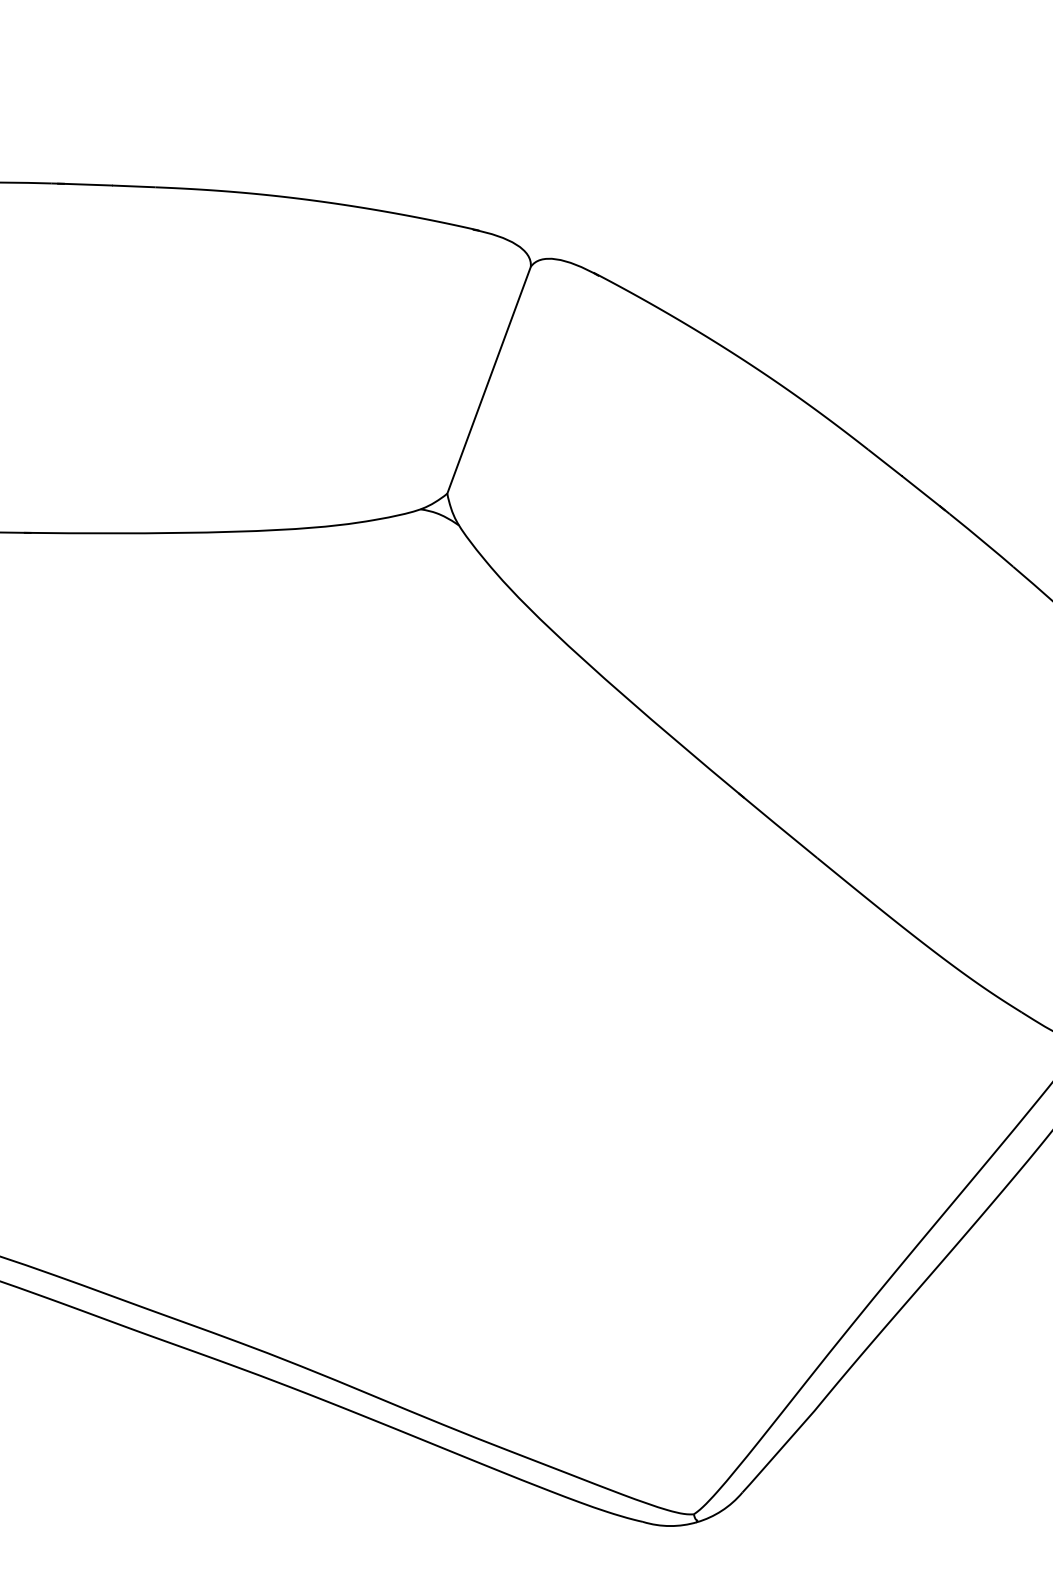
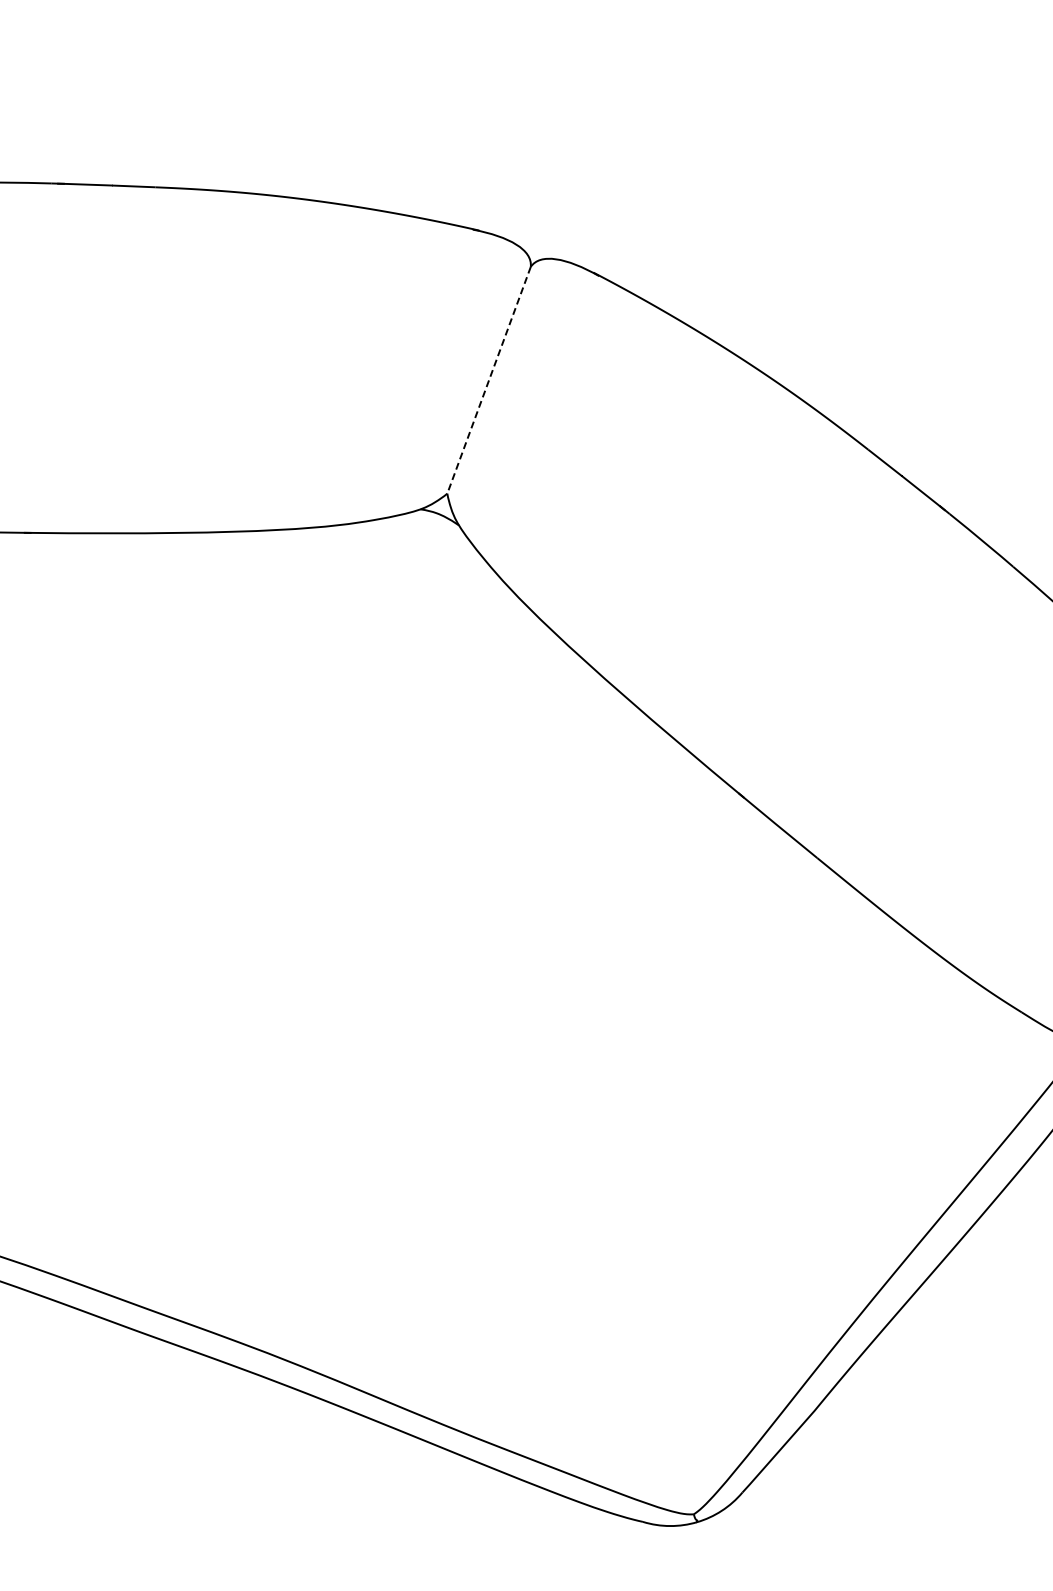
line: solid -> dashed (489, 380)
